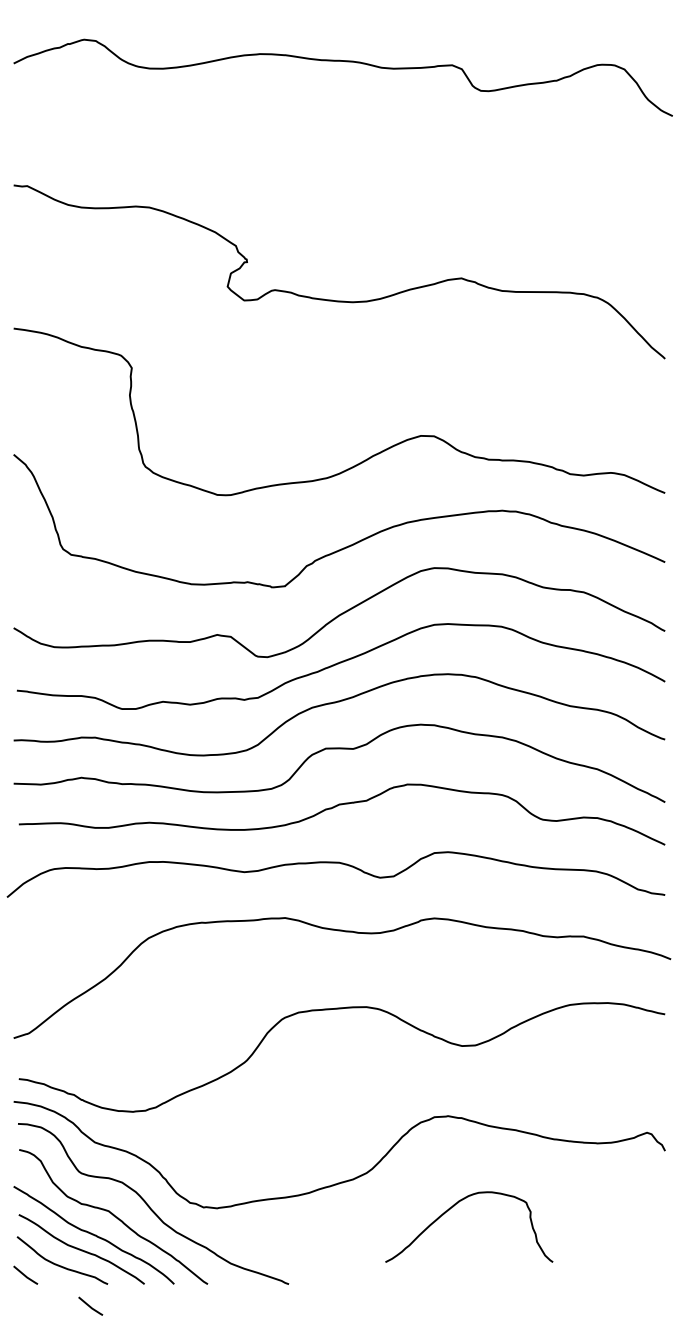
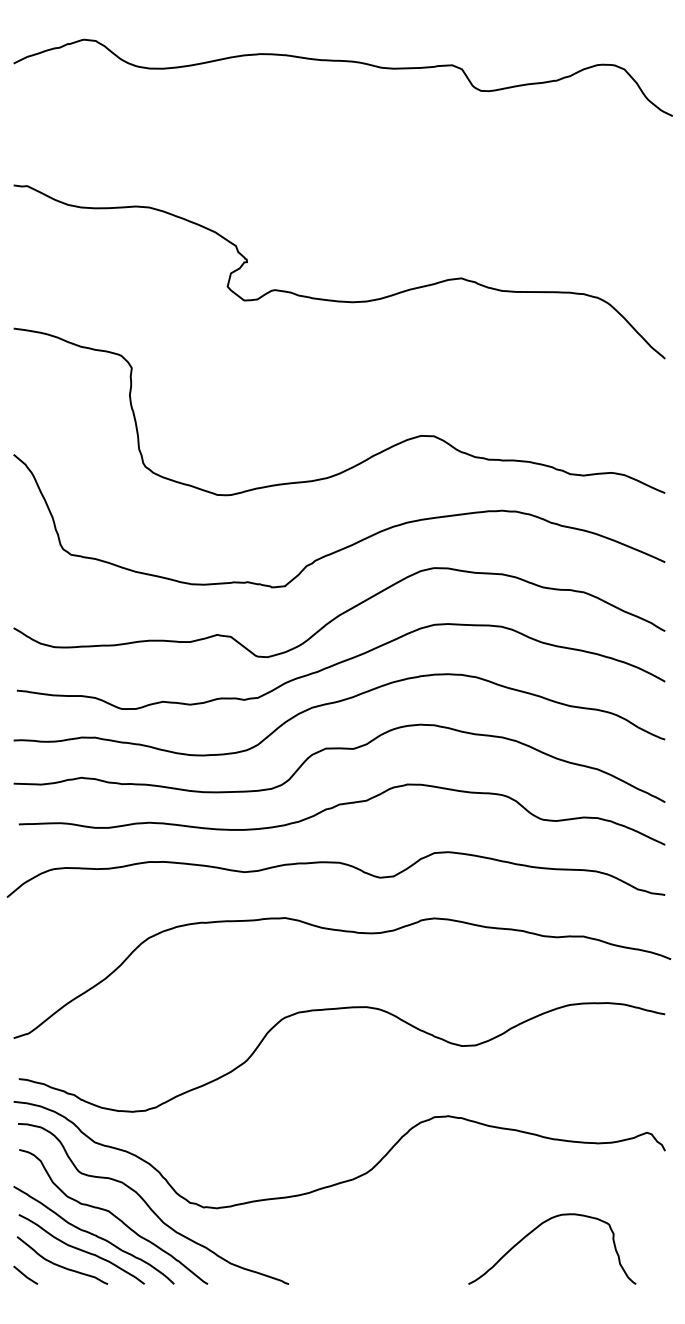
curve position: (453, 1207) -> (536, 1229) (536, 1229)
line: present -> none (90, 1305)
